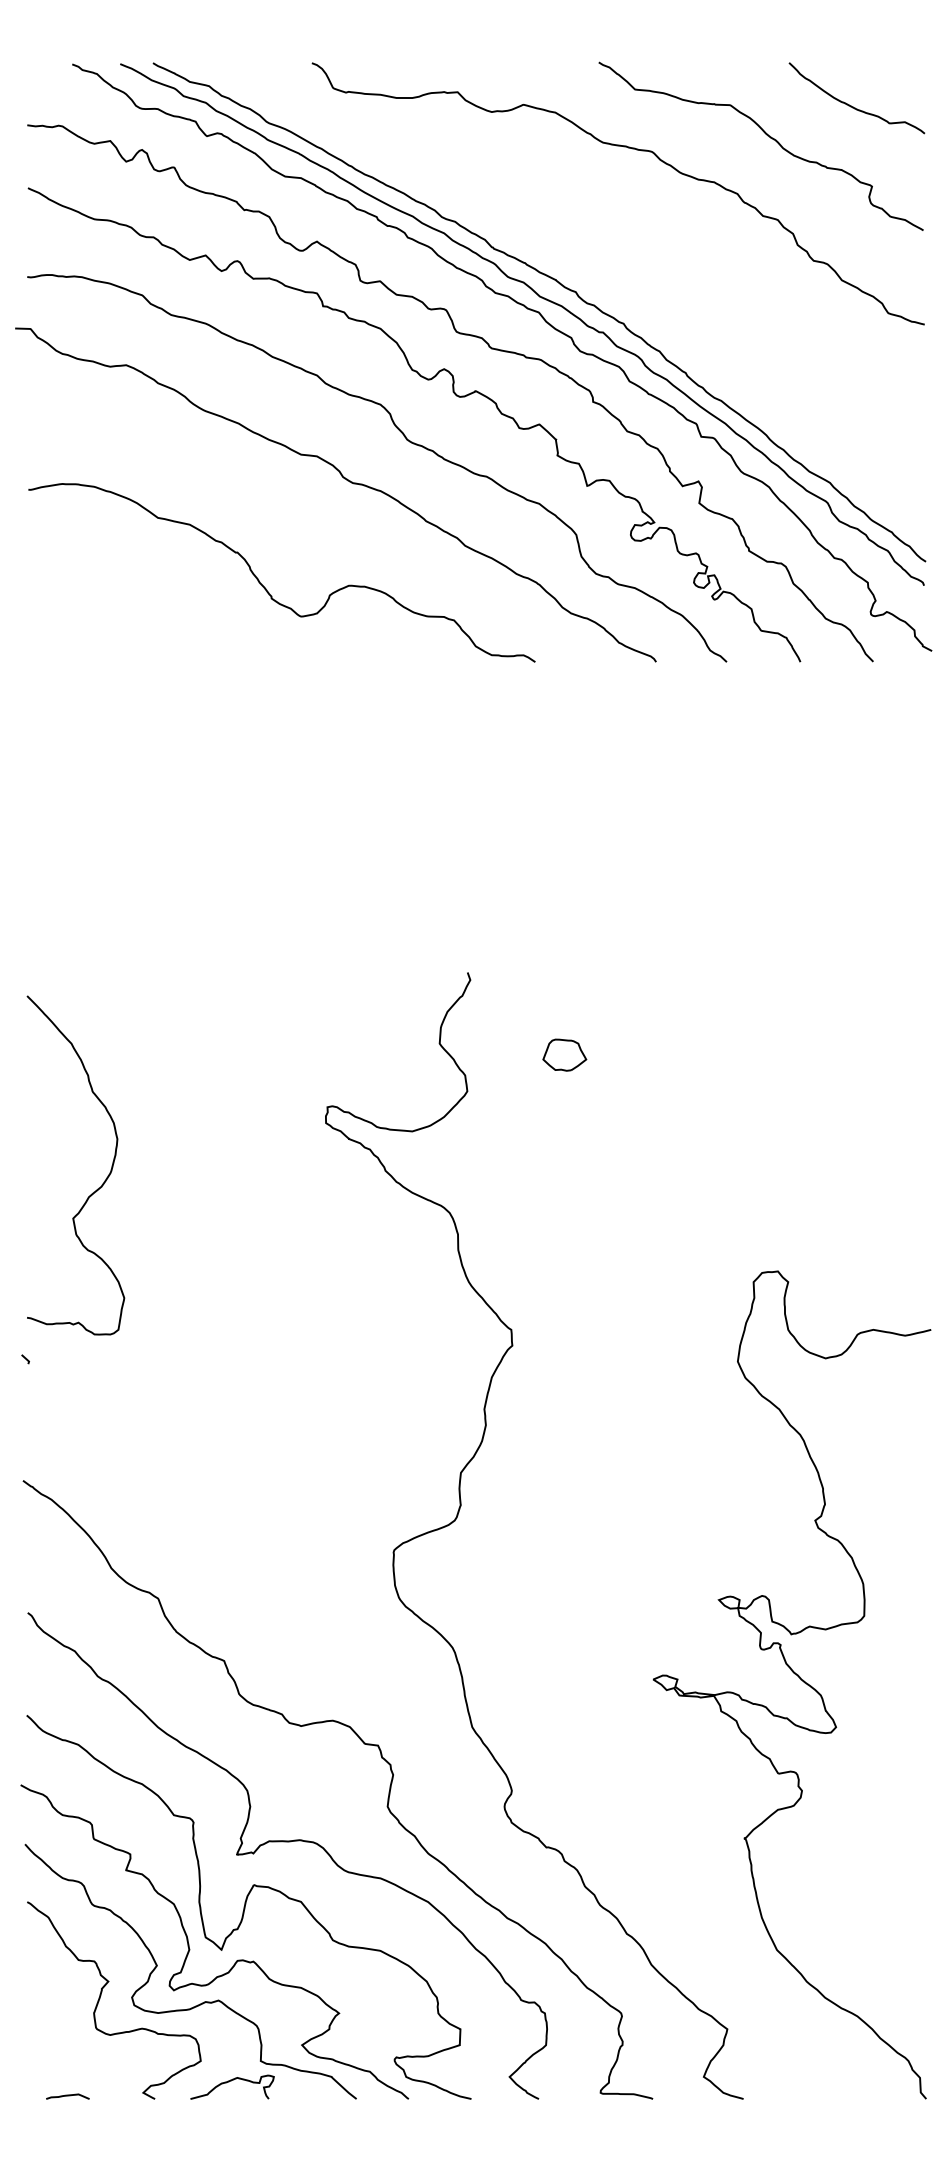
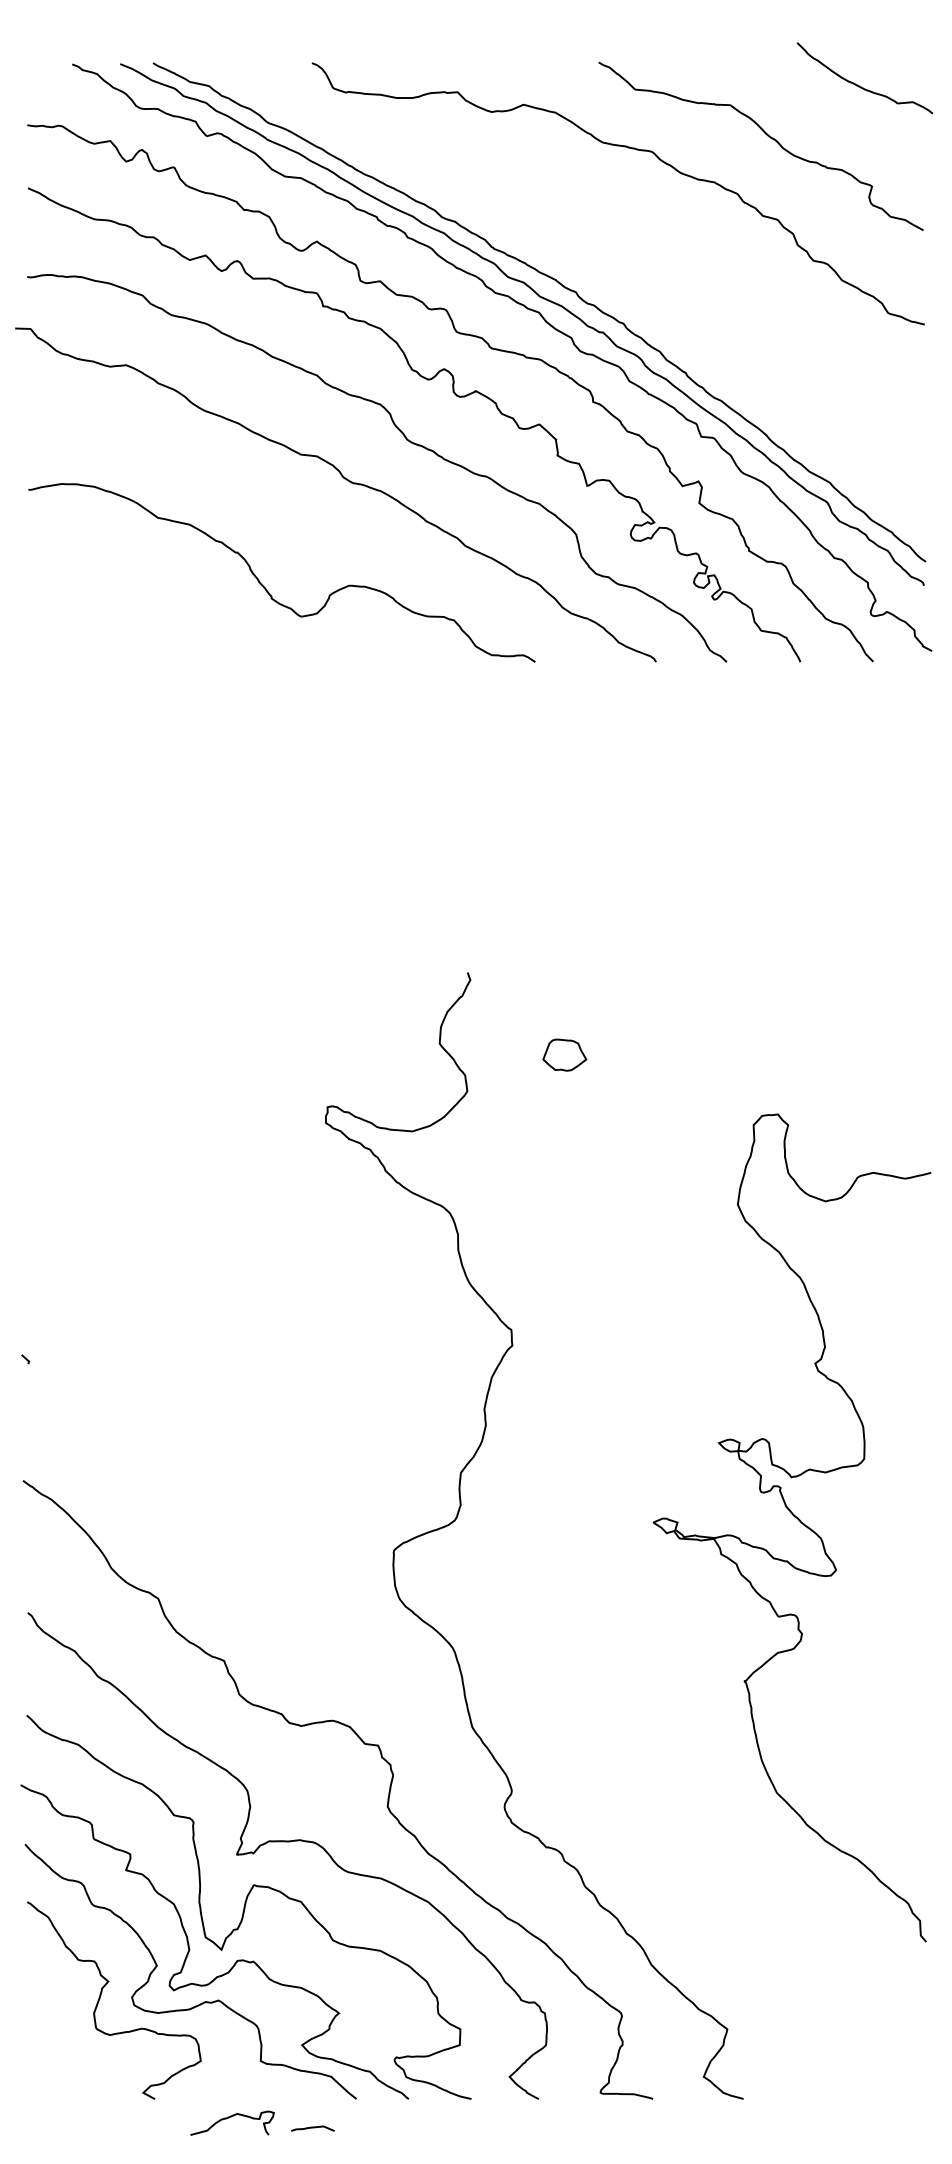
curve position: (853, 106) -> (861, 86) (861, 86)
curve: present -> none (97, 1188)
curve position: (798, 1677) -> (798, 1520) (798, 1520)
curve position: (229, 2082) -> (229, 2118) (229, 2118)
curve position: (67, 2096) -> (312, 2128) (312, 2128)
